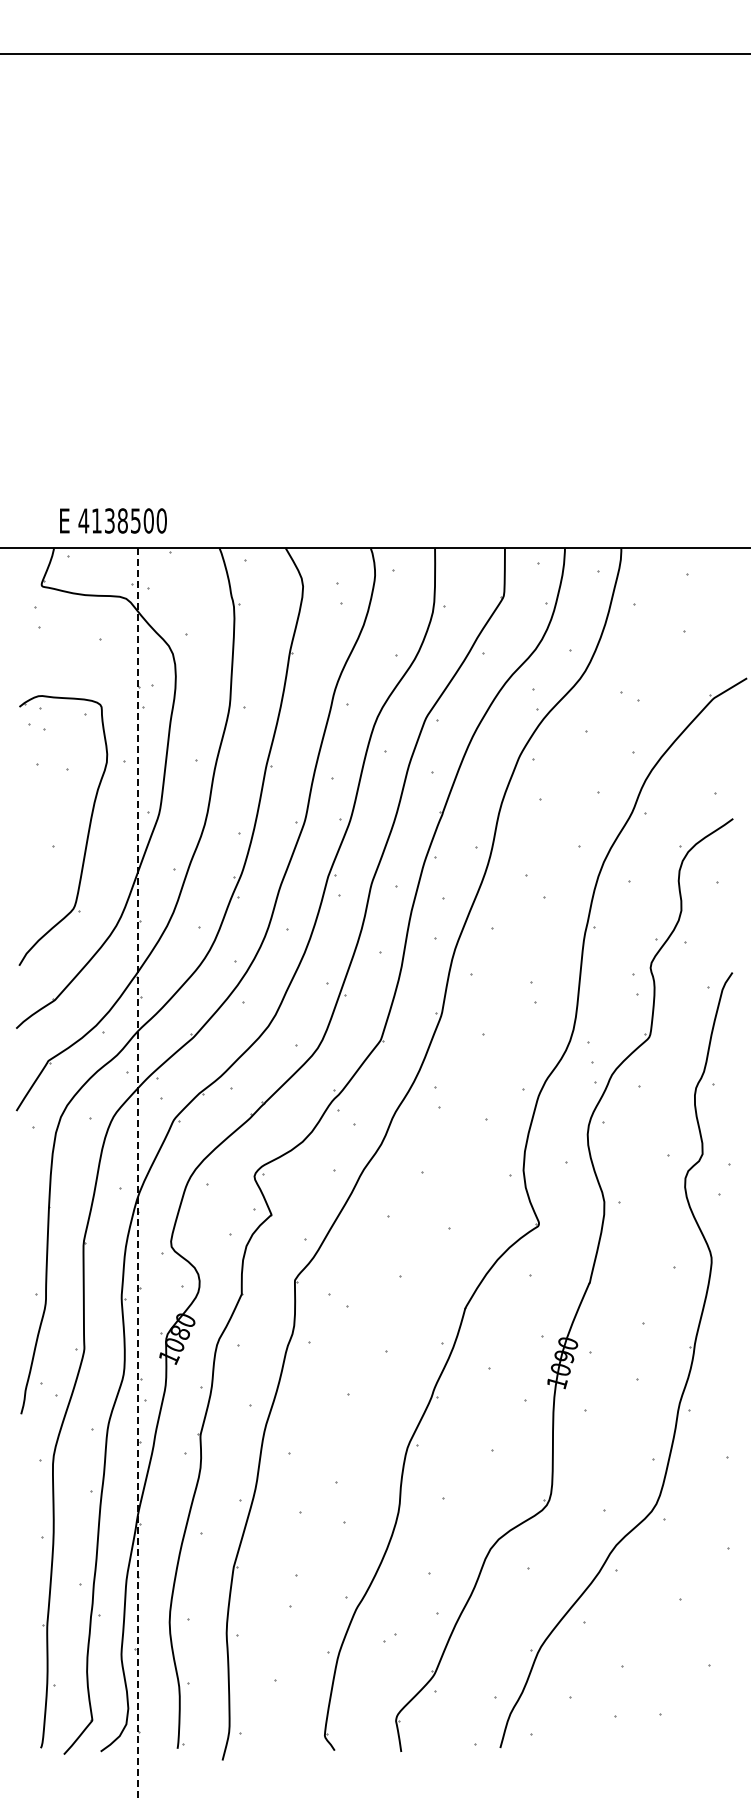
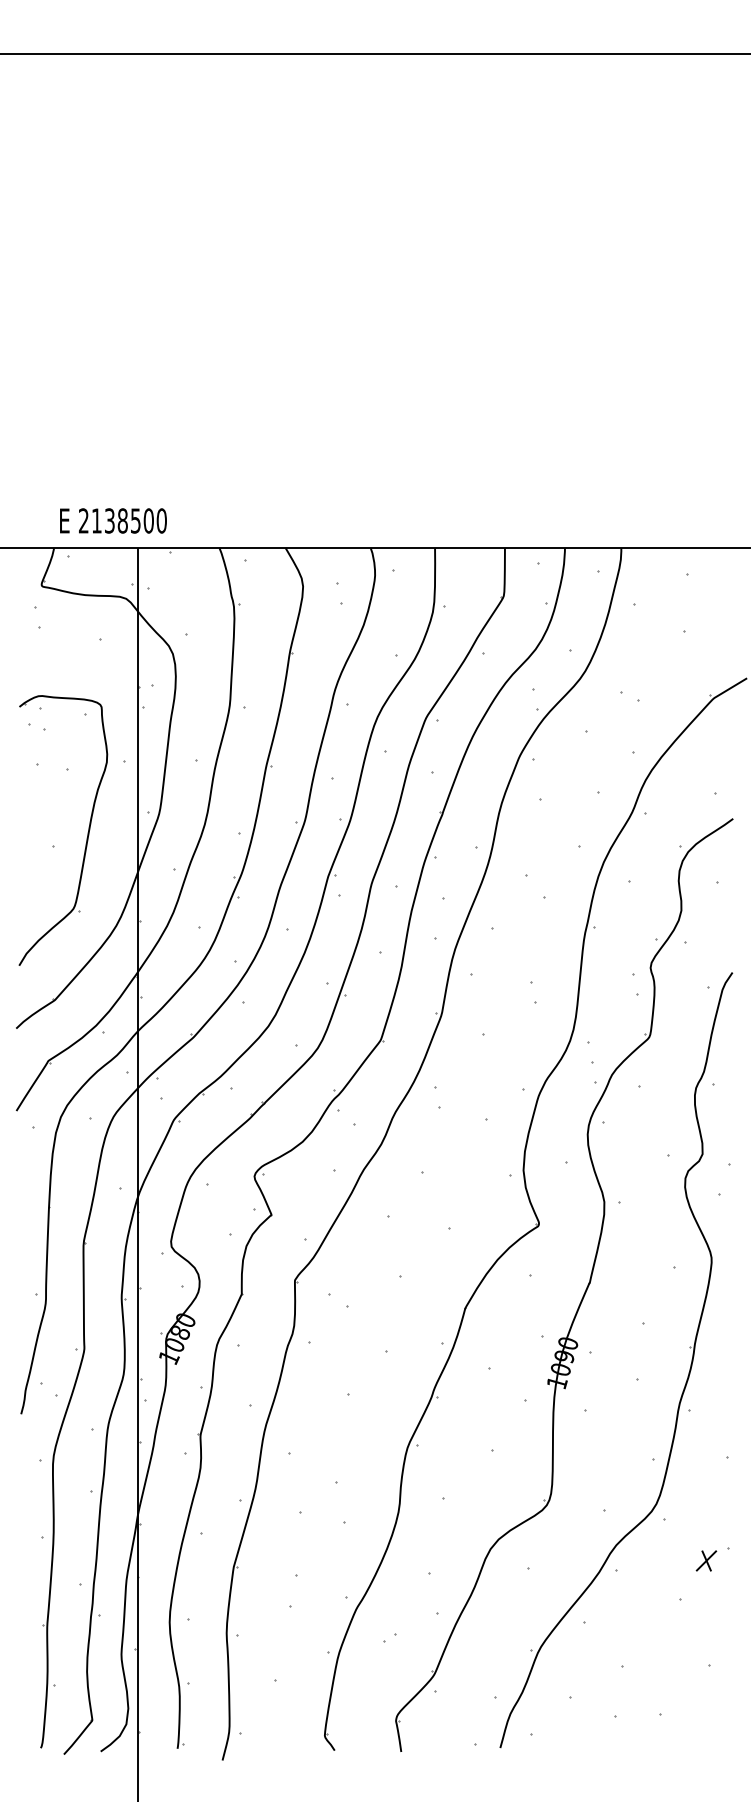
text: 4138500 -> 2138500 (83, 520)
line: dashed -> solid (138, 1175)
part: none -> present (706, 1560)
